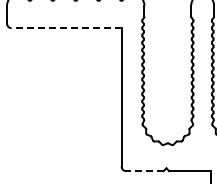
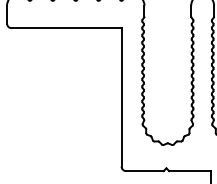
line: dashed -> solid (66, 28)
line: dashed -> solid (144, 171)
